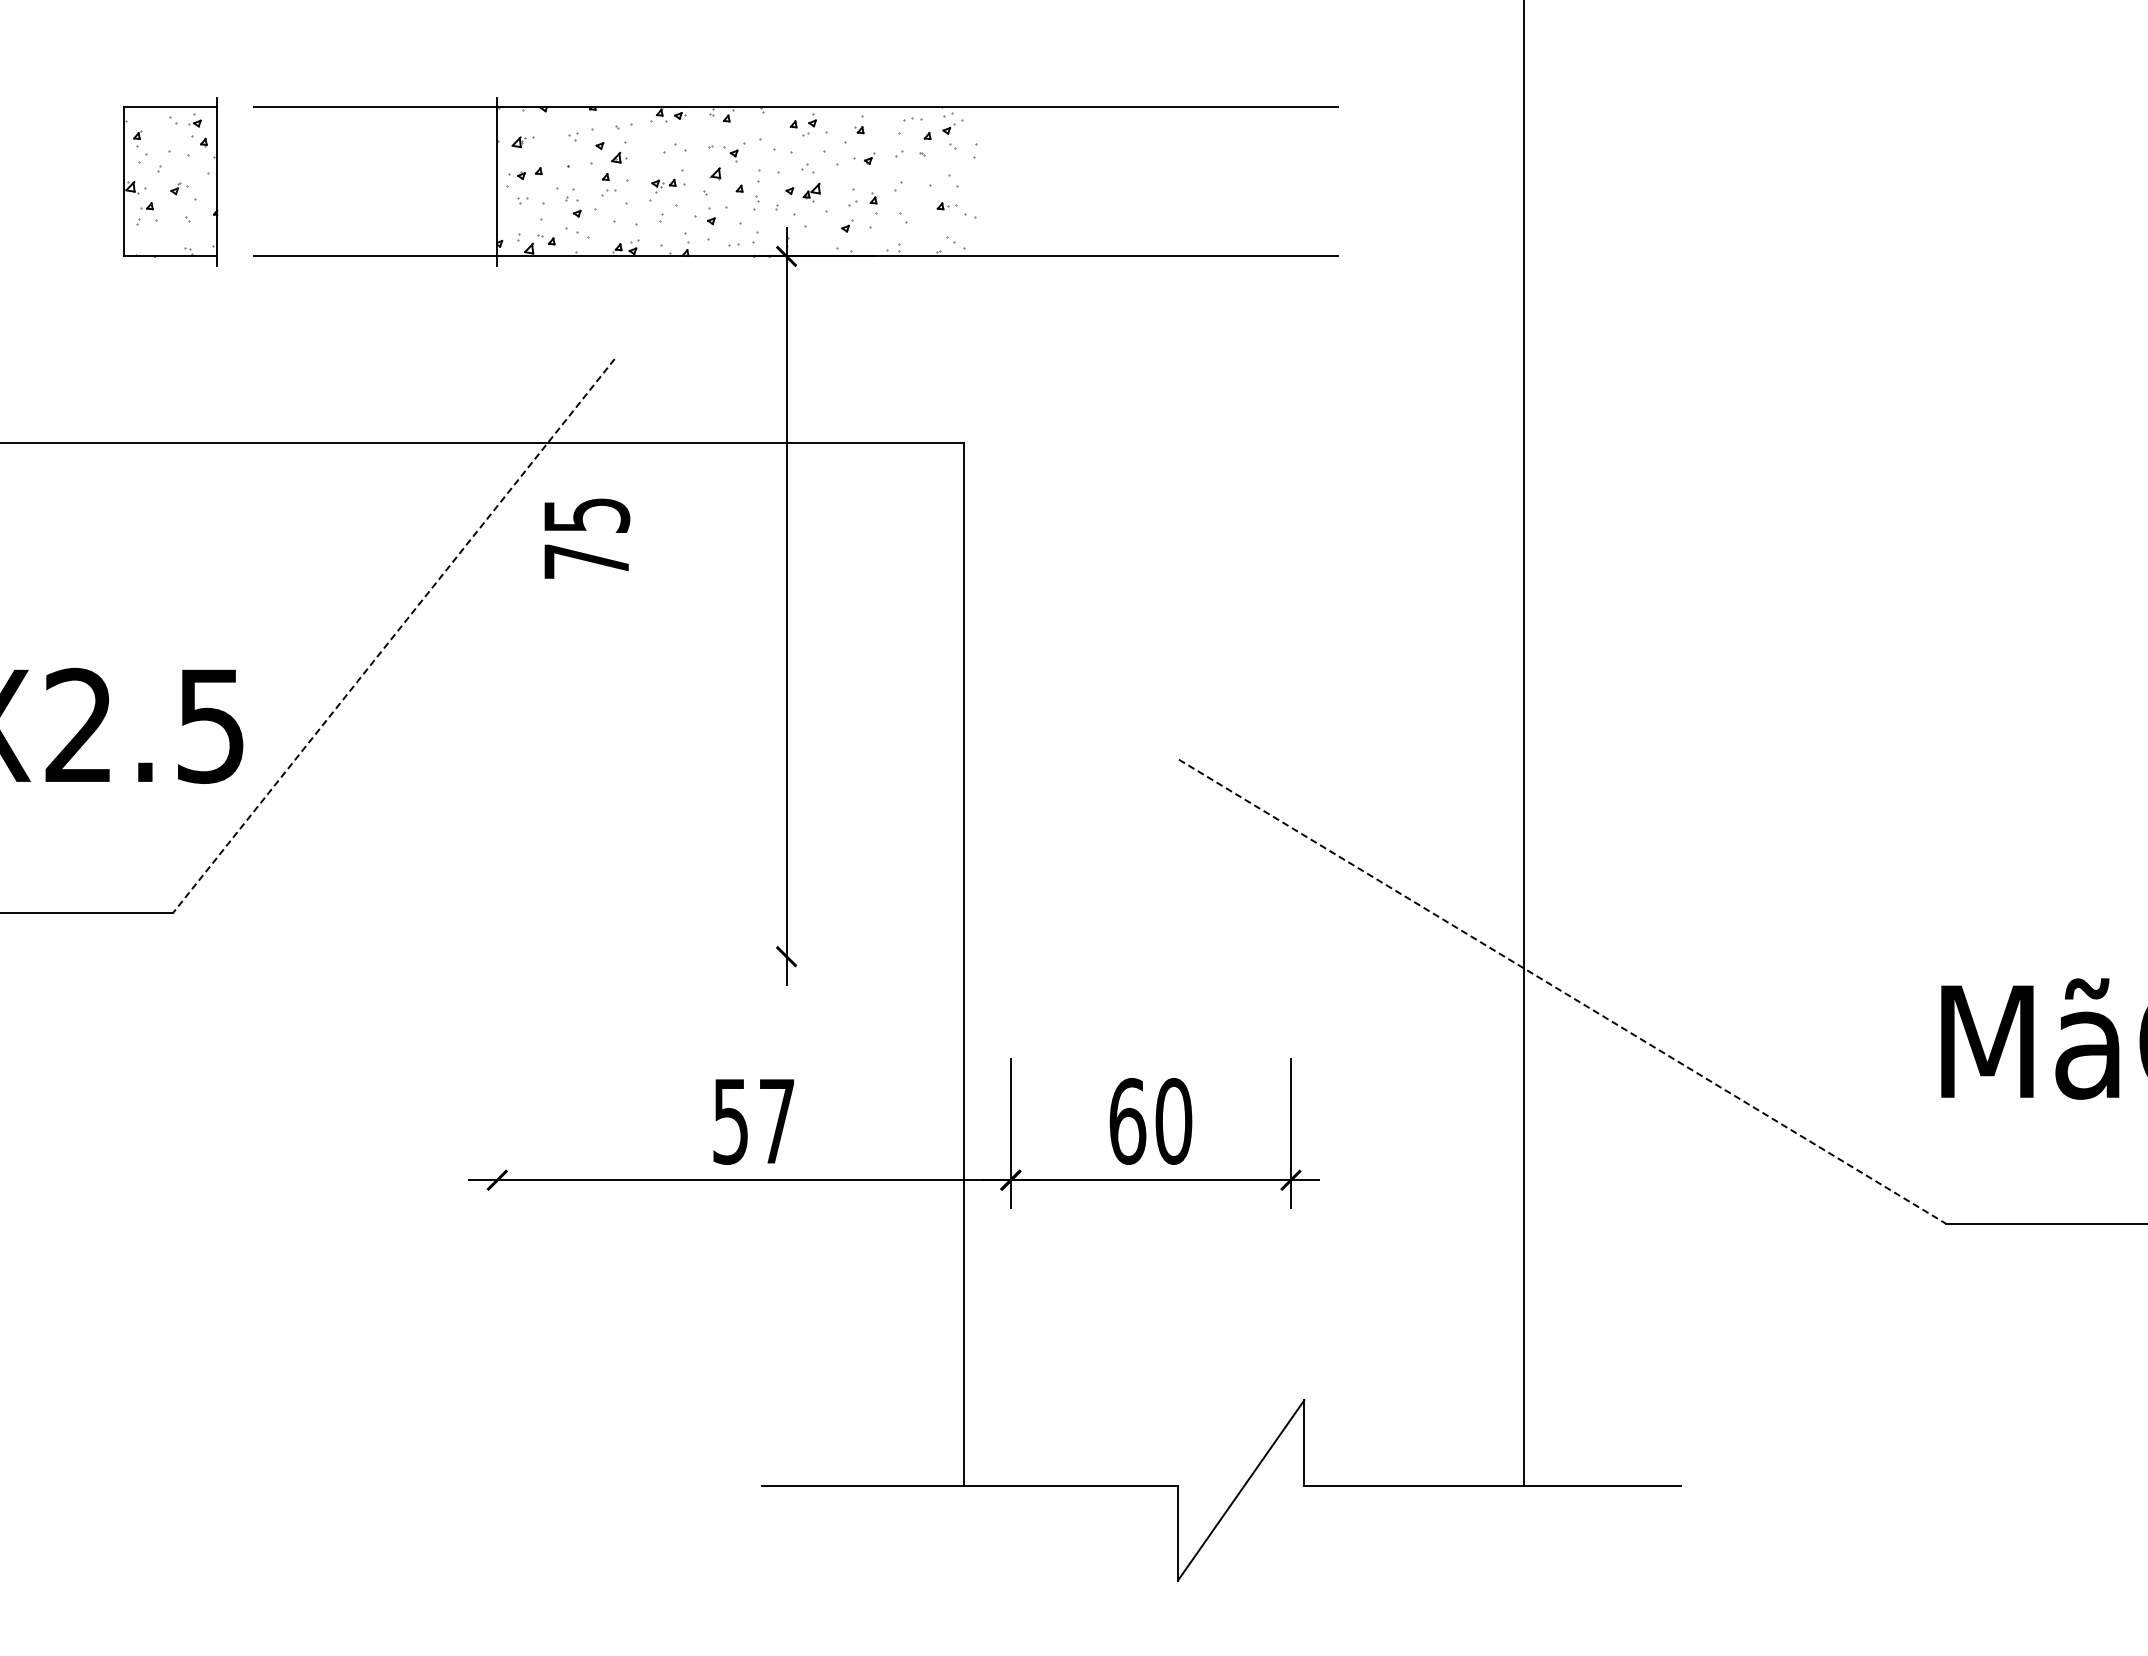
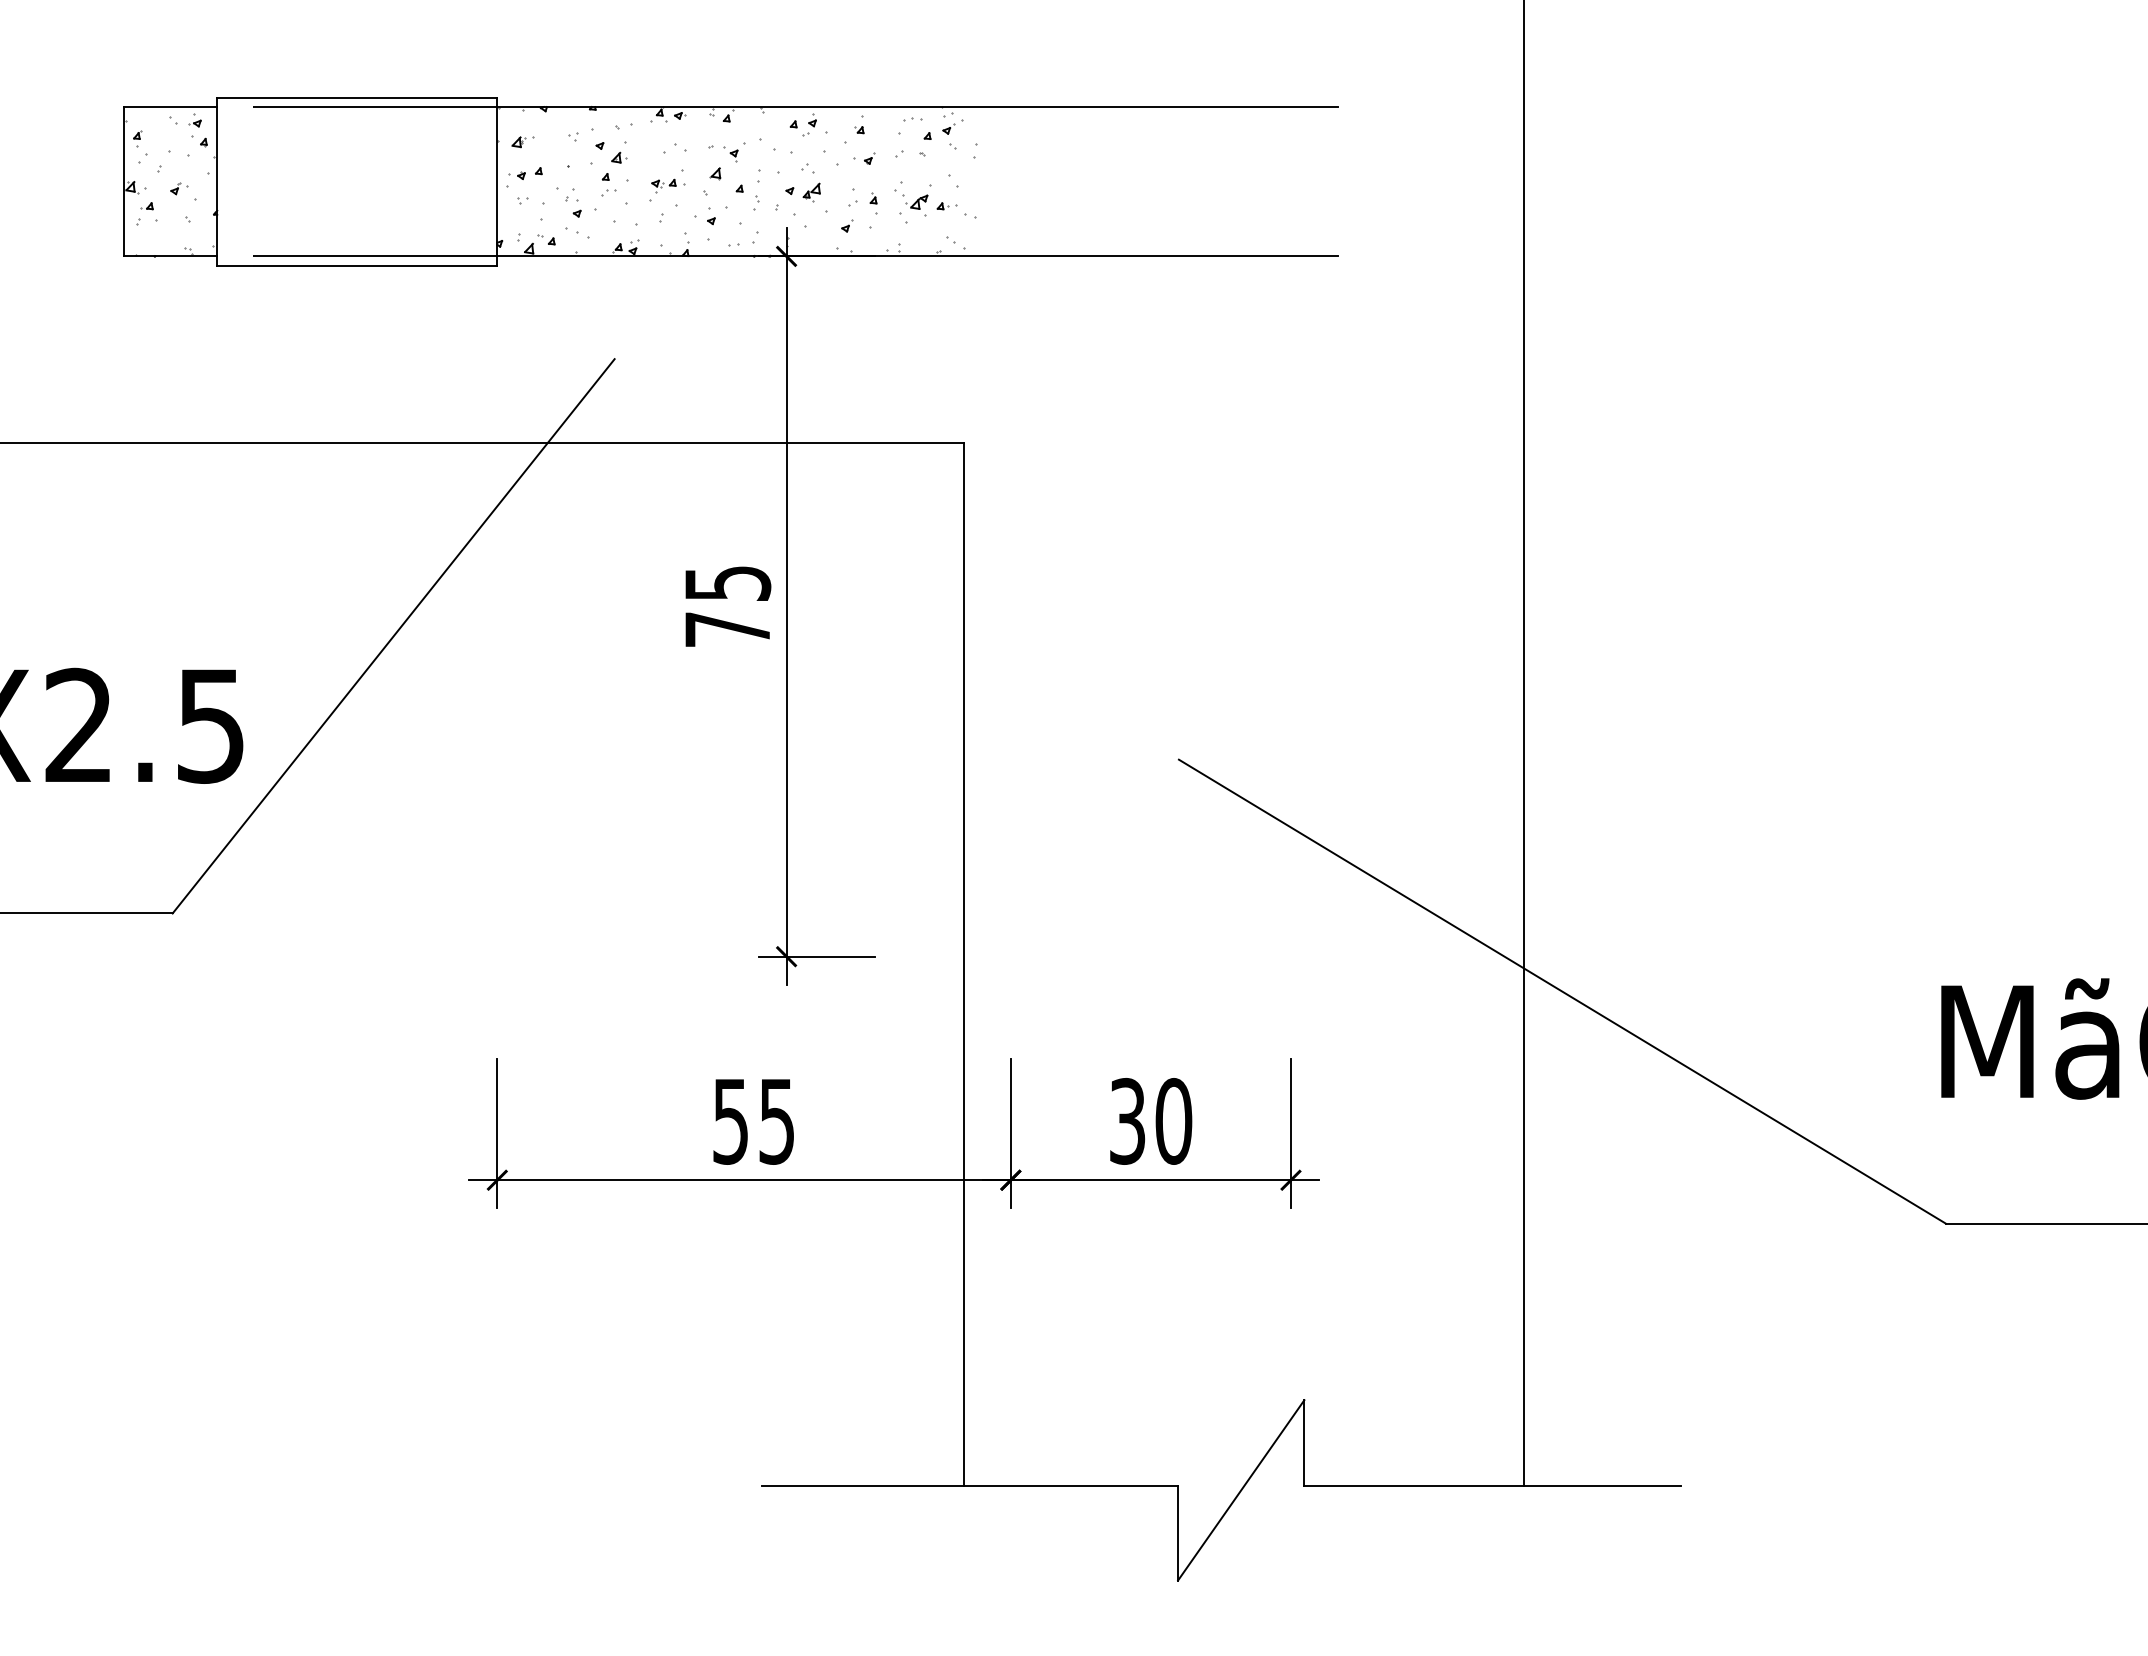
line: none -> present (357, 97)
part: none -> present (915, 205)
line: none -> present (357, 265)
text position: (587, 538) -> (728, 606) (728, 606)
line: dashed -> solid (393, 636)
line: none -> present (816, 956)
line: dashed -> solid (1562, 991)
text: 60 -> 30 (1127, 1120)
text: 57 -> 55 (776, 1121)
line: none -> present (497, 1133)
